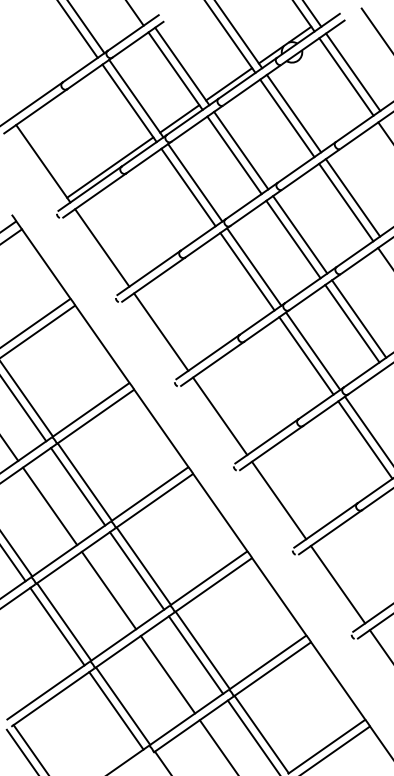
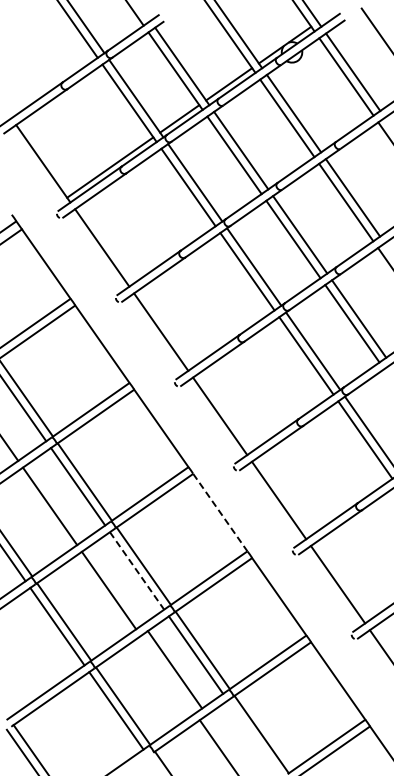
line: solid -> dashed (220, 513)
line: solid -> dashed (137, 571)
line position: (167, 674) -> (174, 669) (174, 669)
line: present -> none (252, 736)
